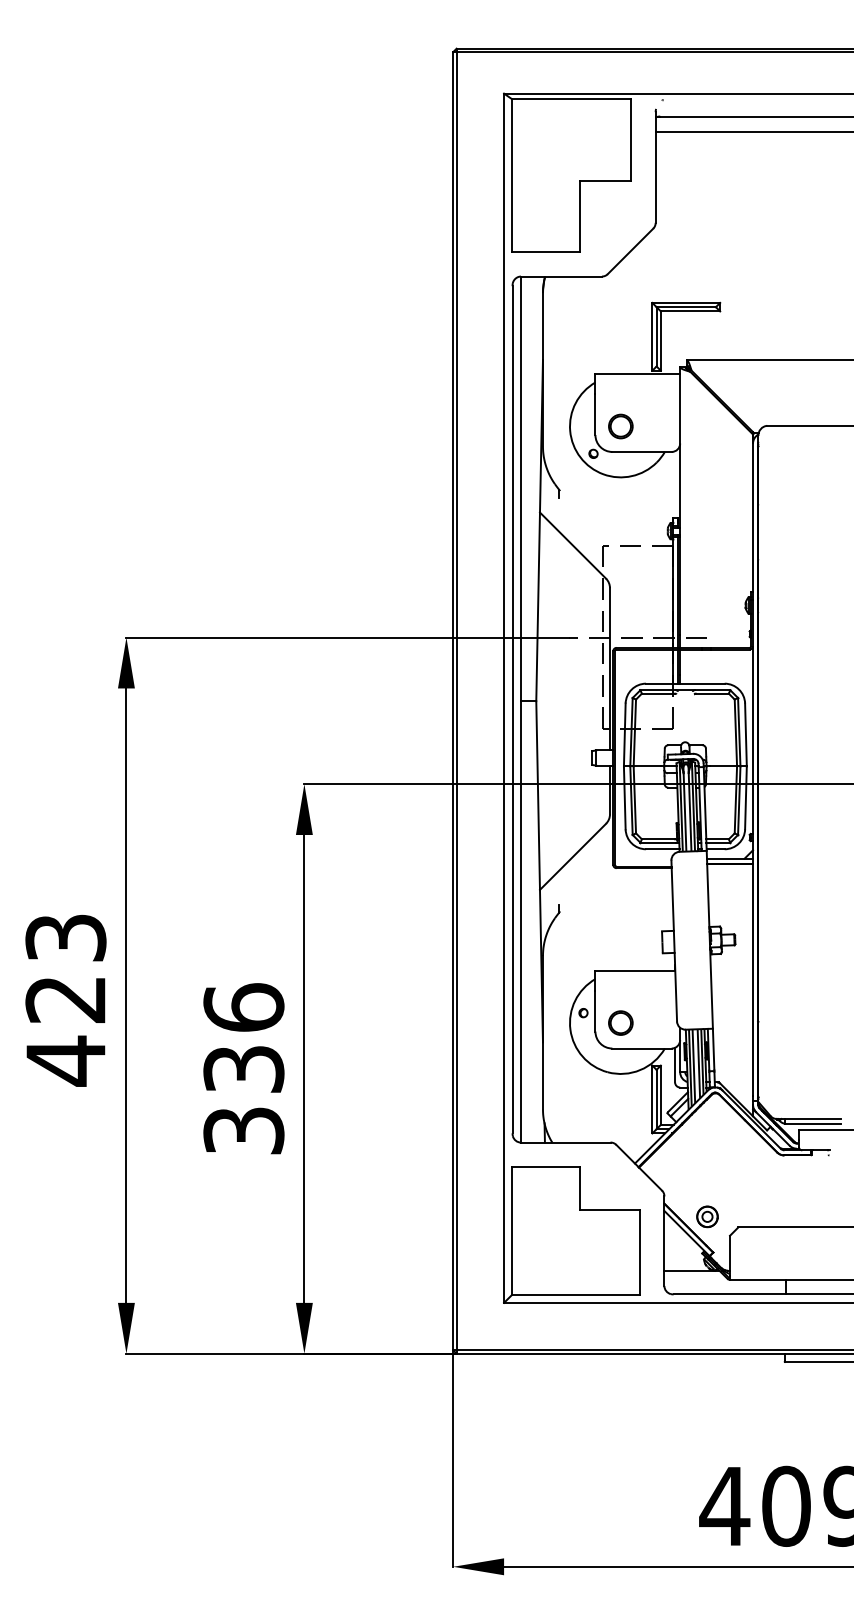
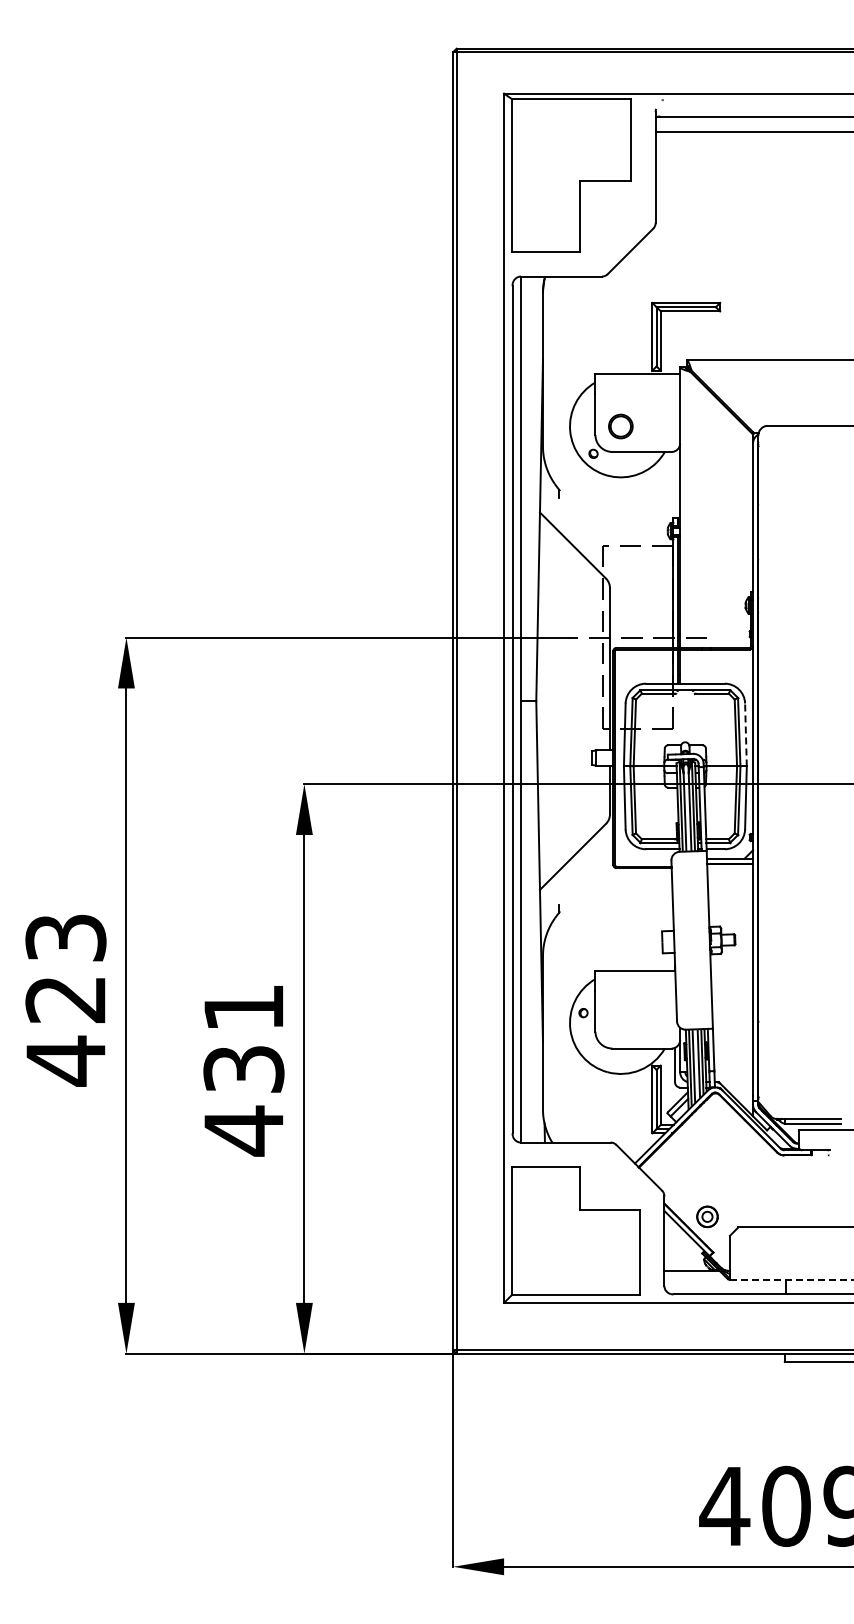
line: solid -> dashed (745, 734)
part: present -> none (620, 1022)
text: 336 -> 431 (243, 1069)
line: solid -> dashed (791, 1279)
